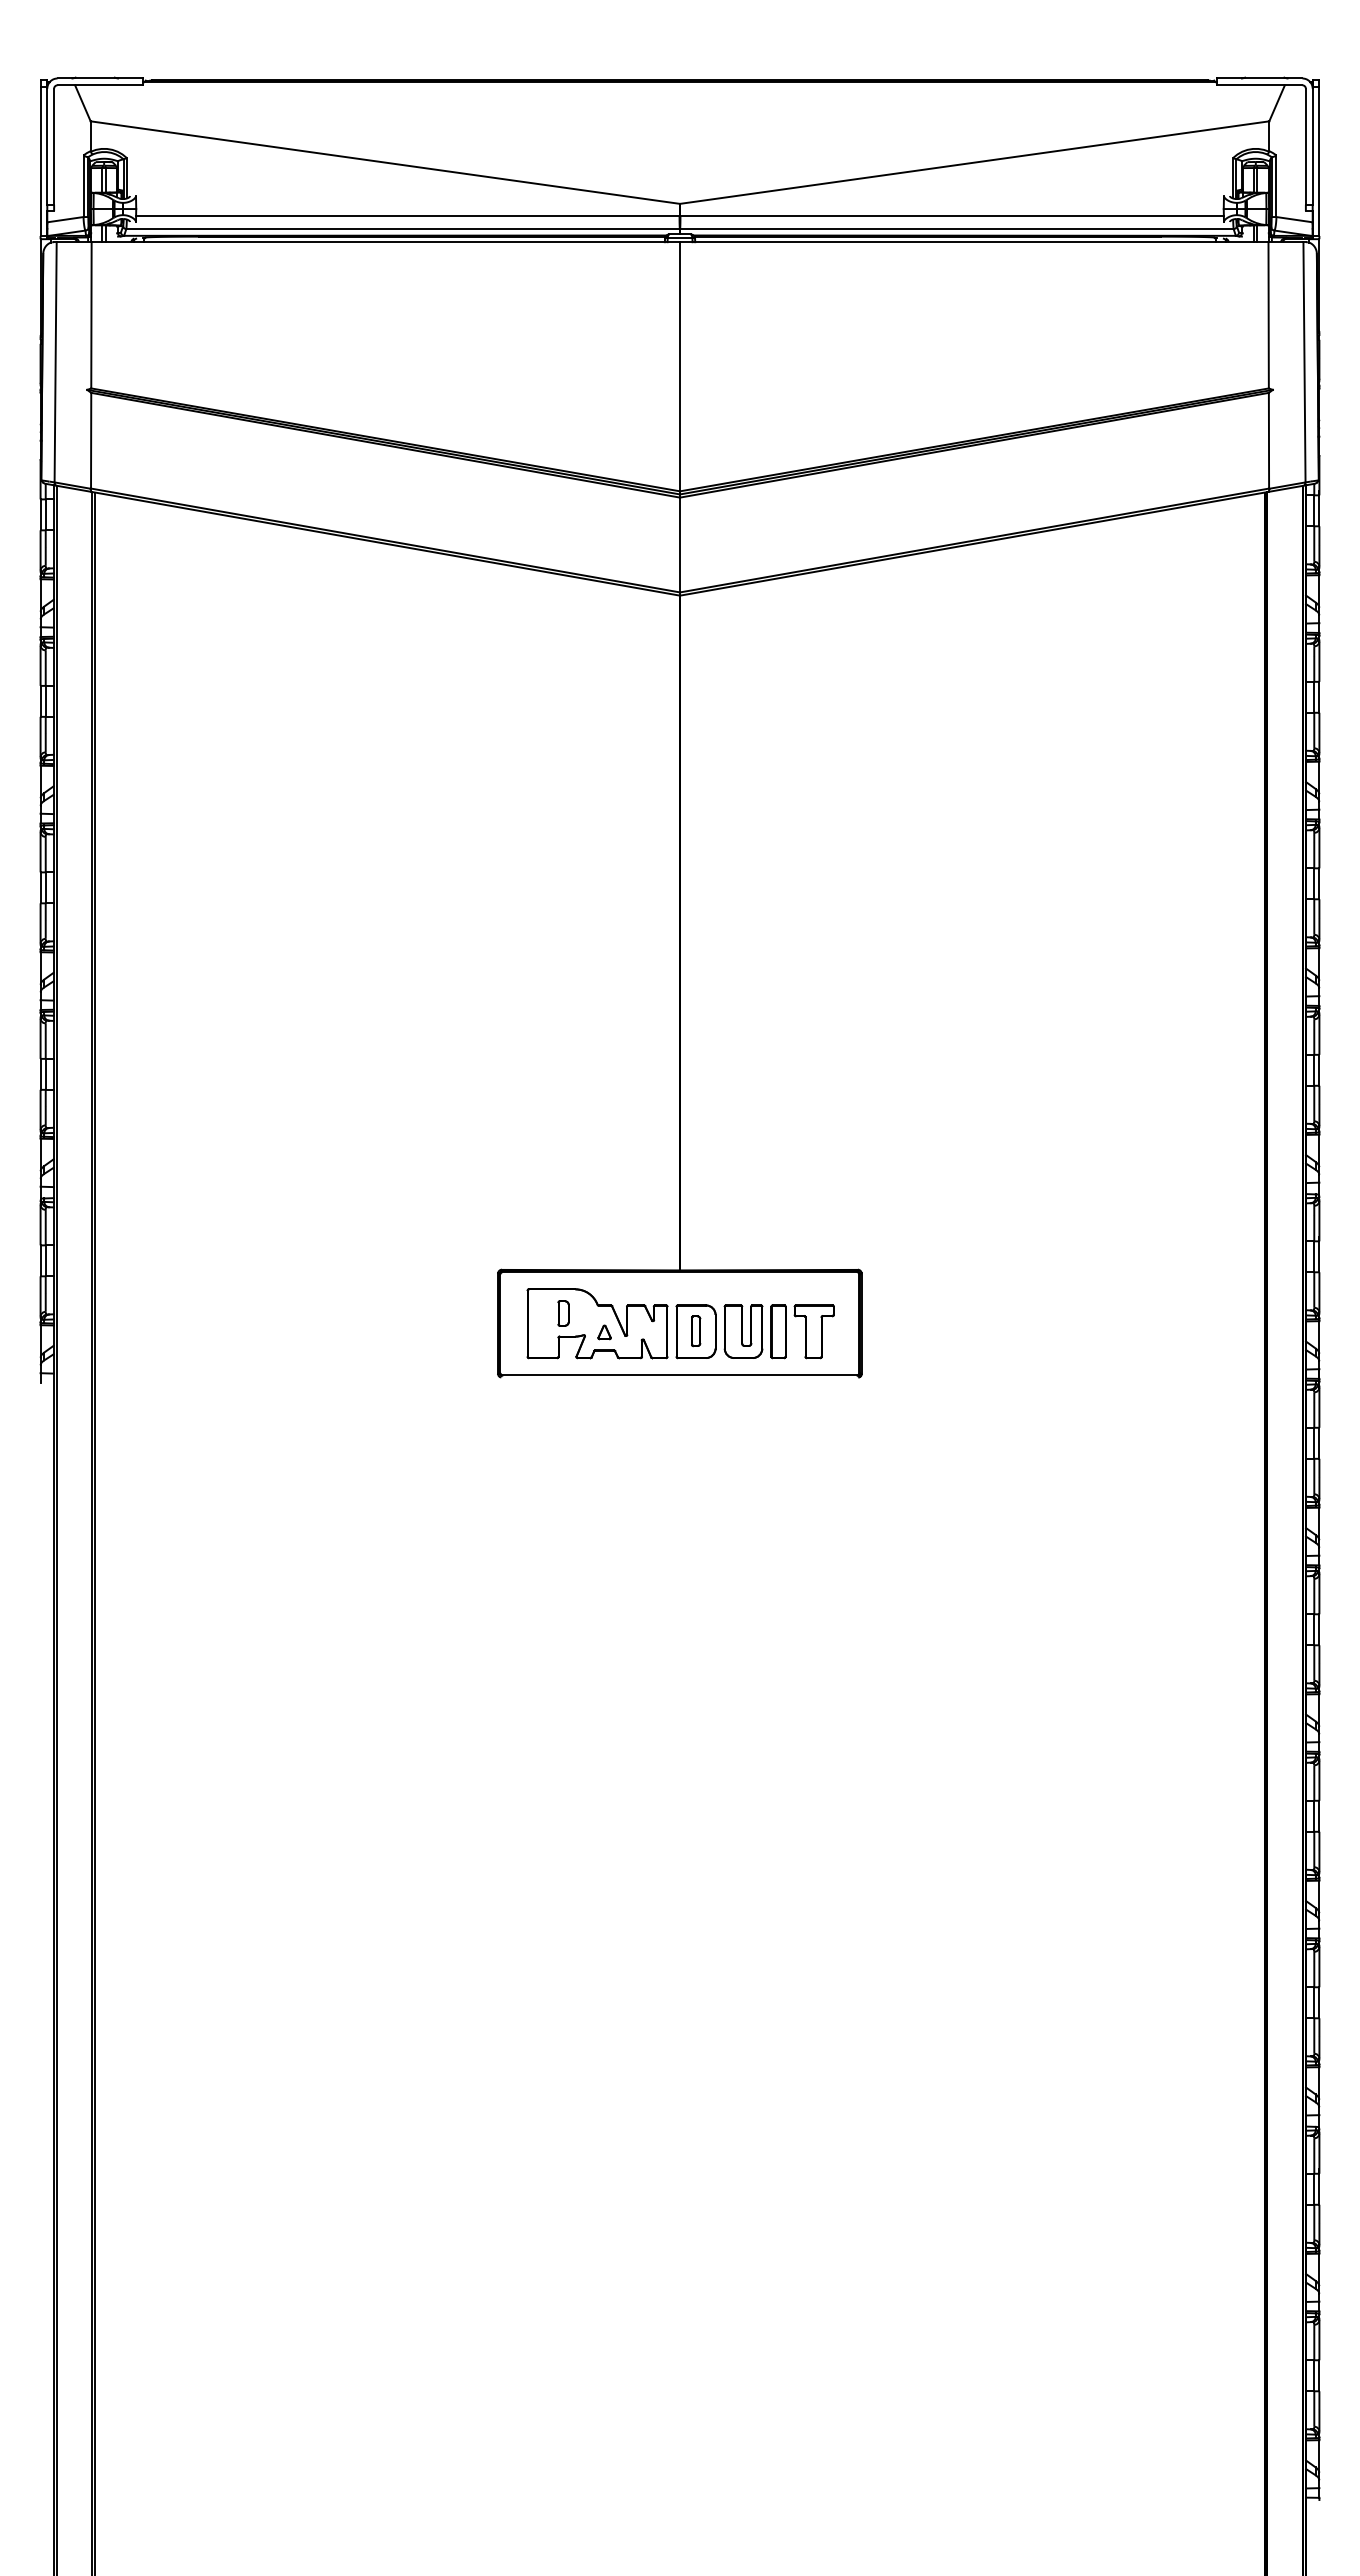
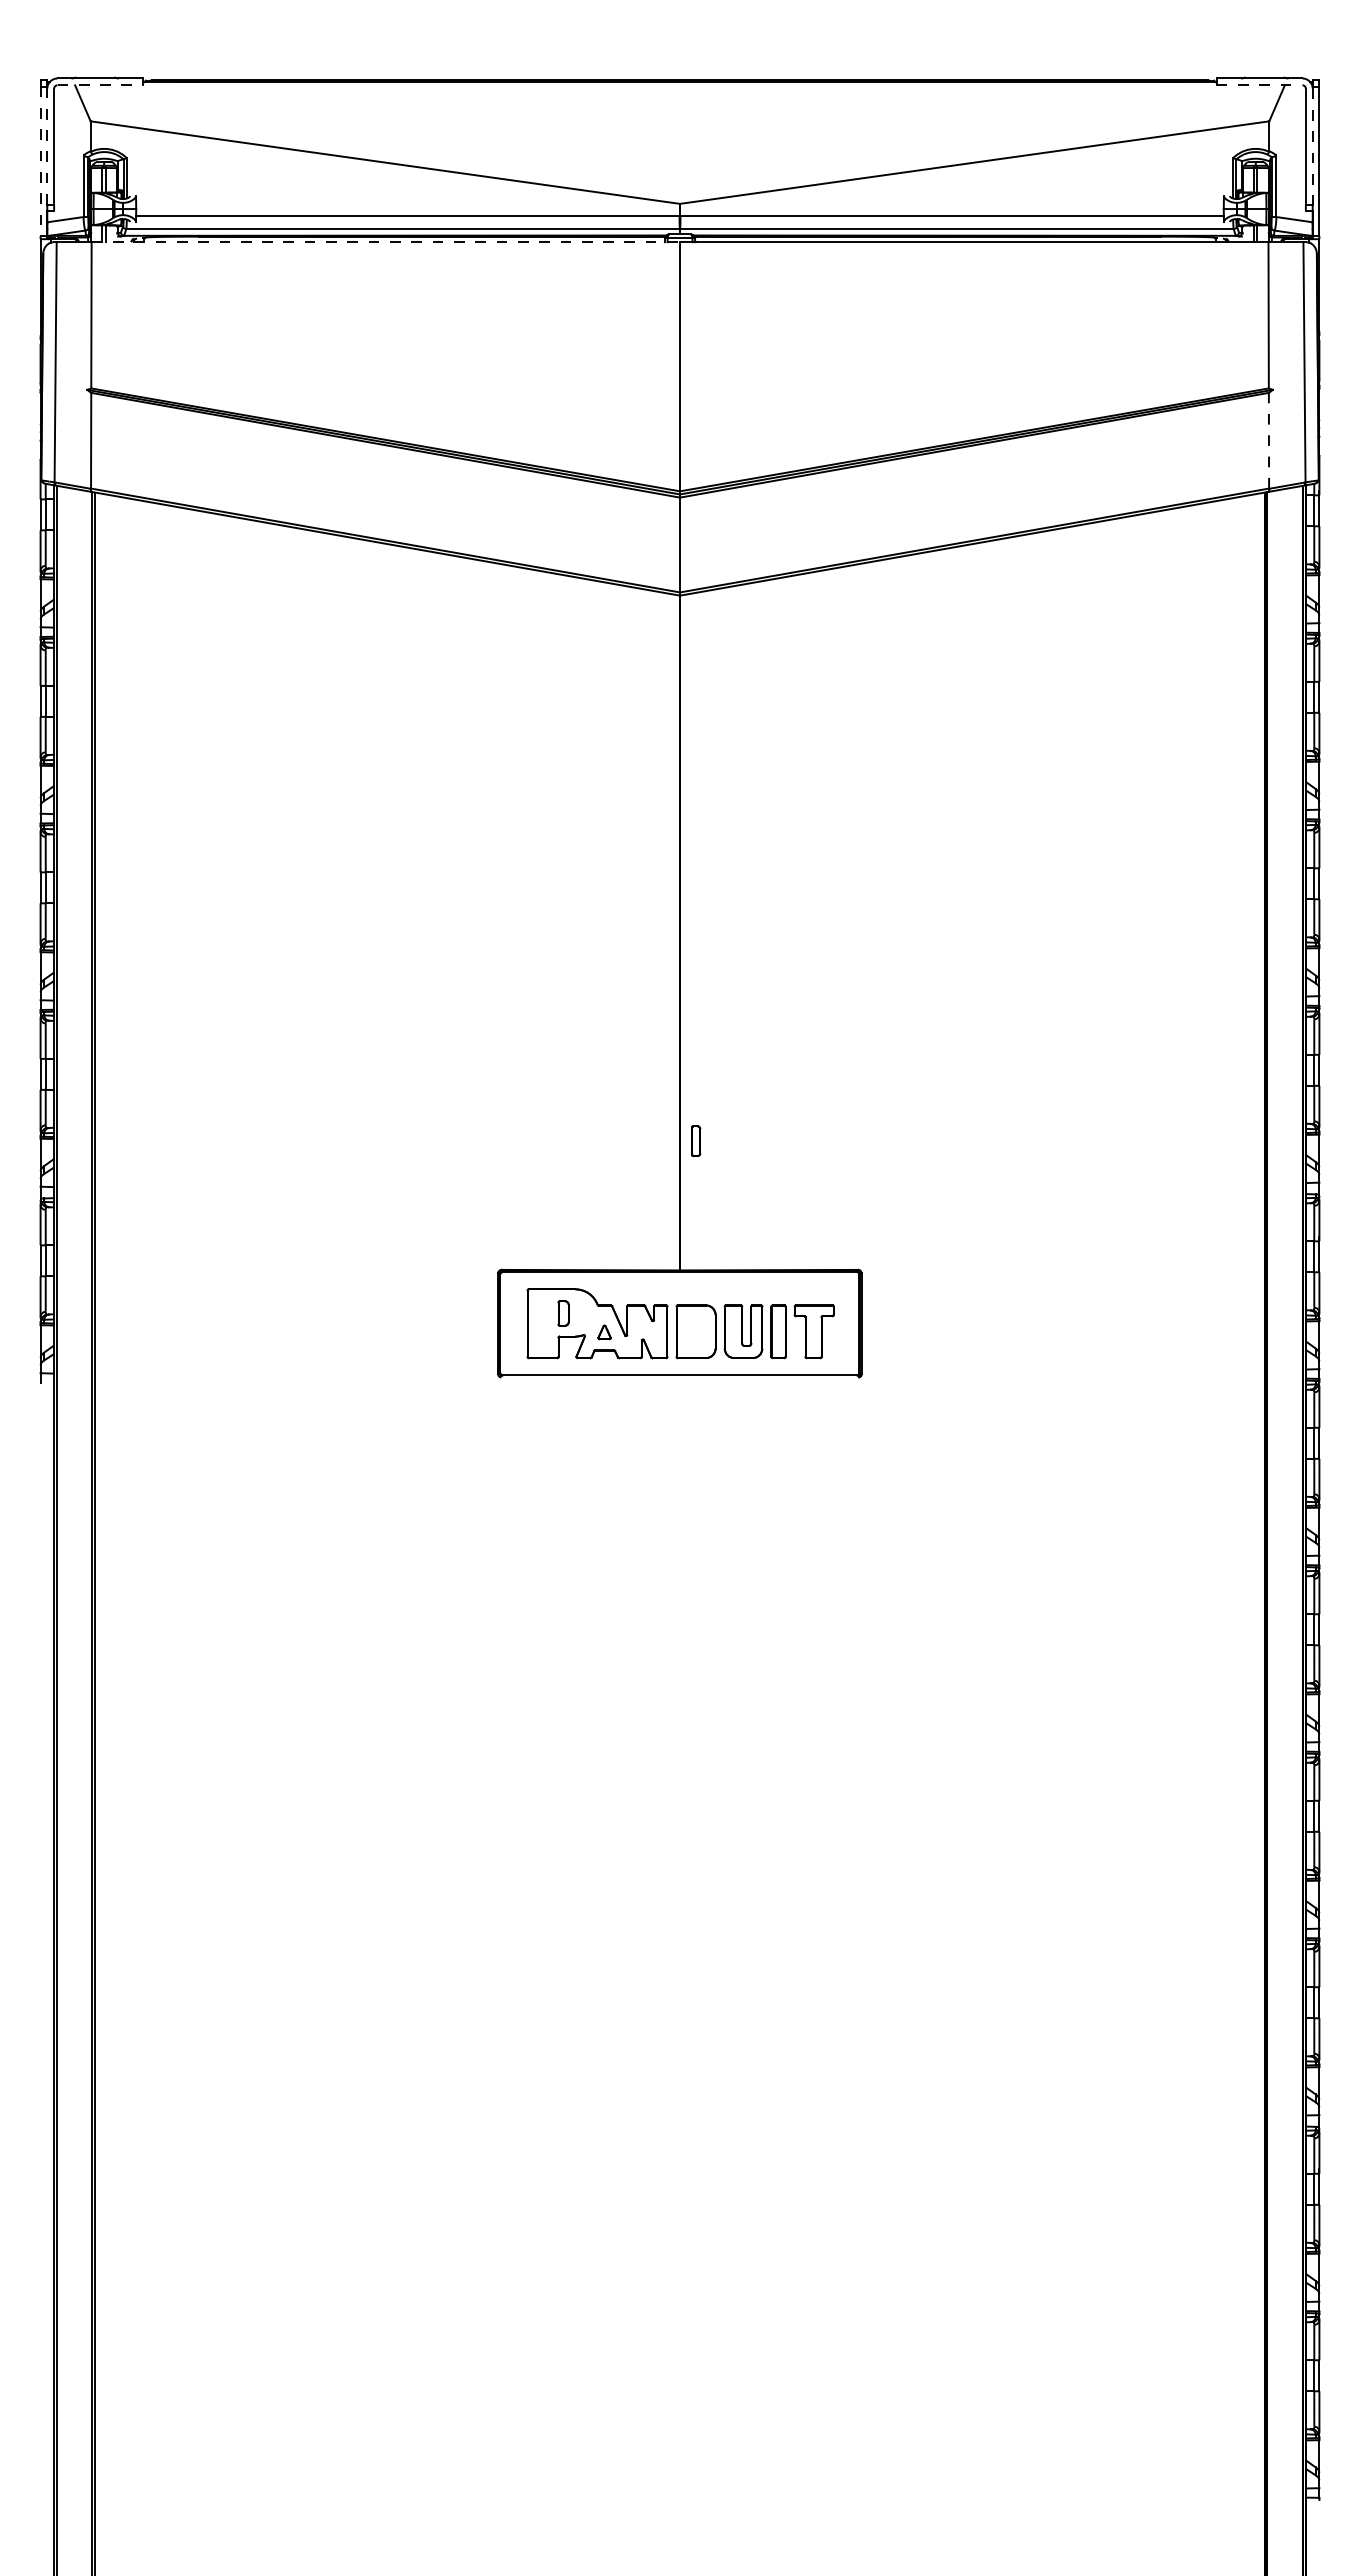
line: solid -> dashed (100, 85)
line: solid -> dashed (1259, 85)
line: solid -> dashed (47, 146)
line: solid -> dashed (1312, 147)
line: solid -> dashed (40, 161)
line: solid -> dashed (386, 242)
line: solid -> dashed (1268, 440)
part position: (696, 1331) -> (696, 1141) (696, 1141)
